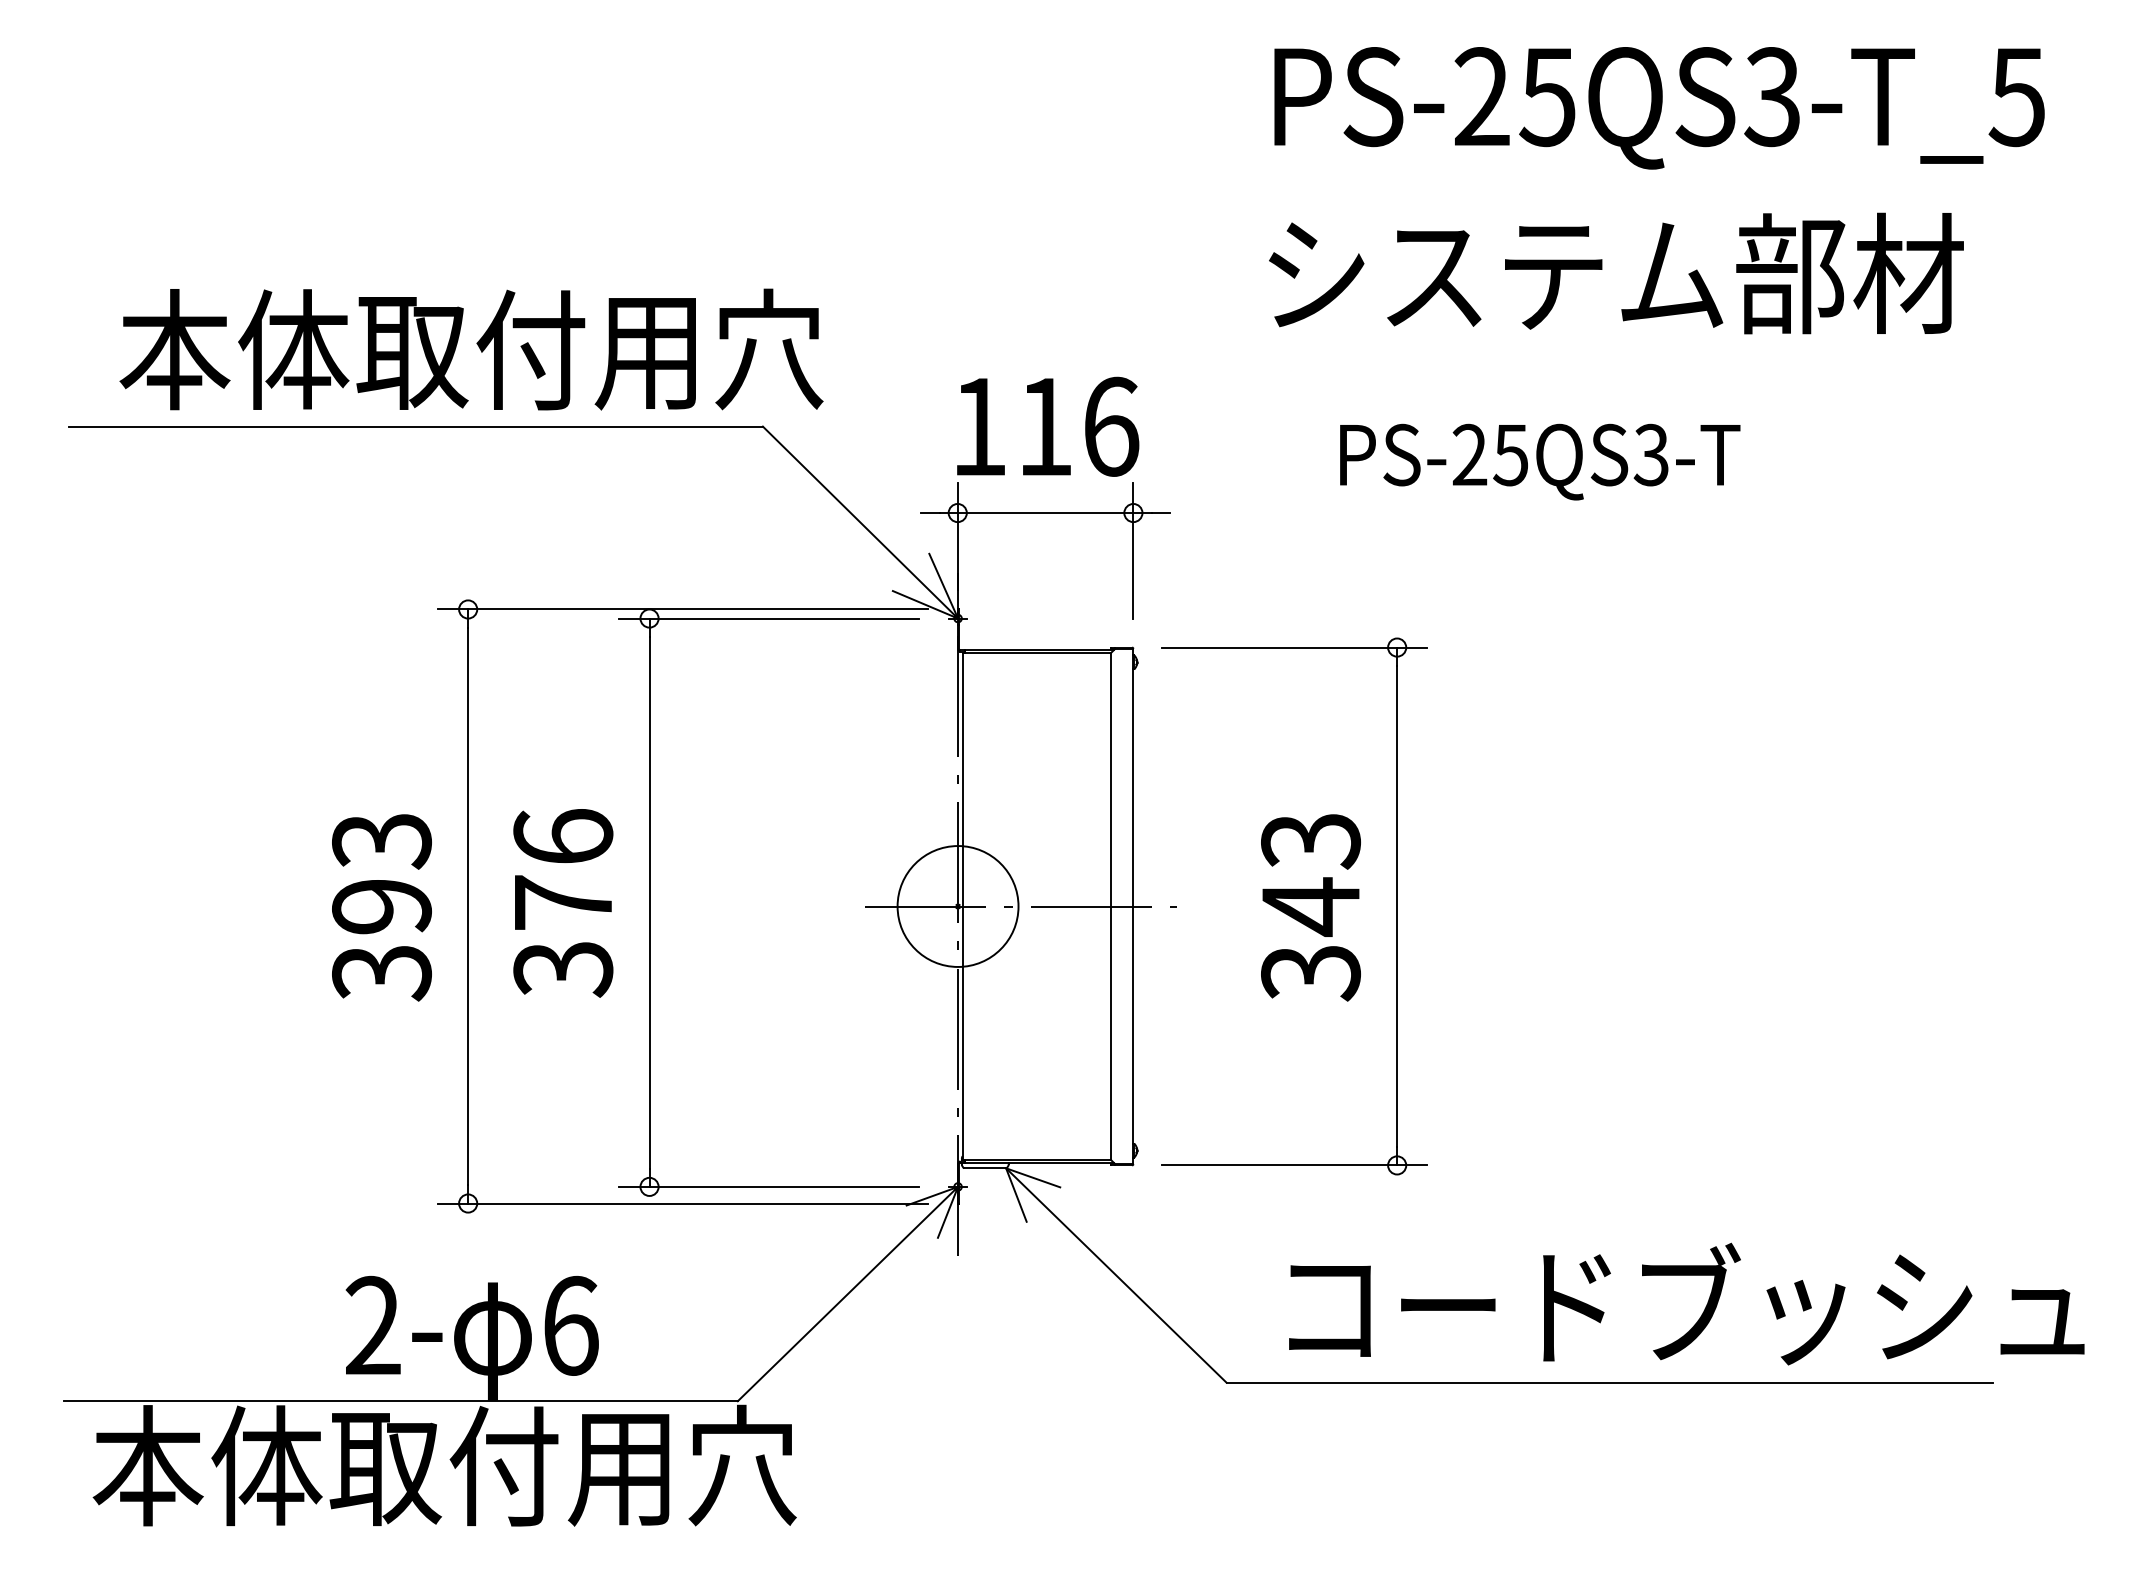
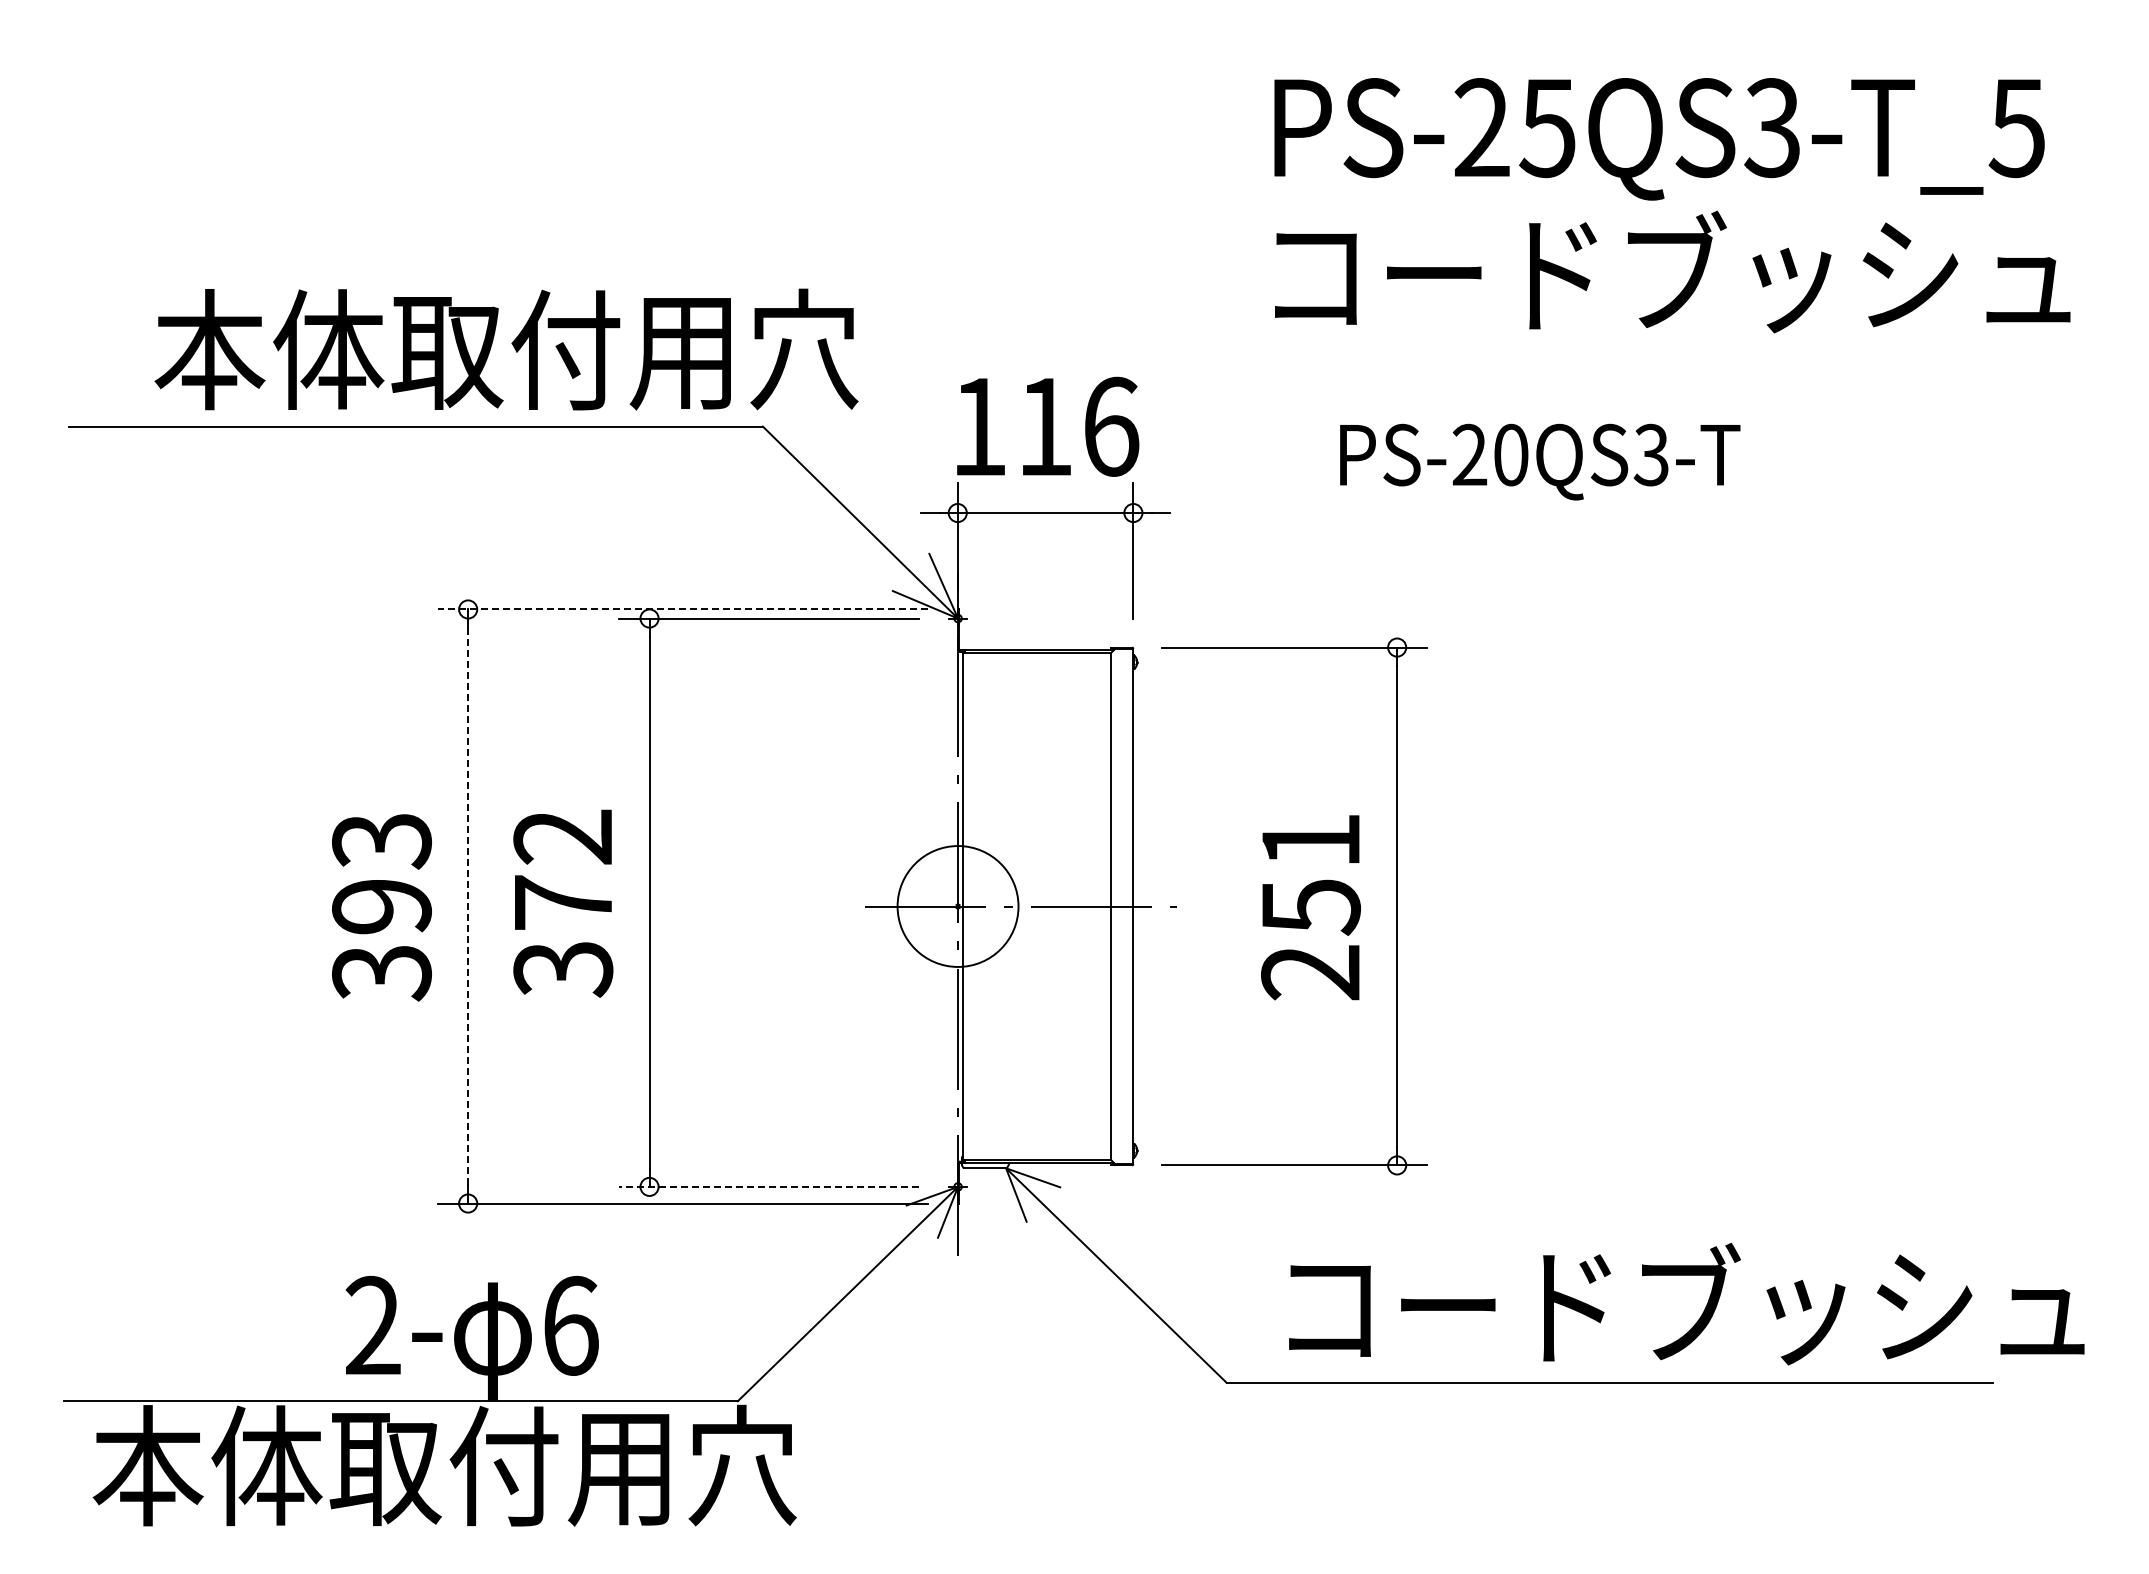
text position: (1659, 108) -> (1659, 139) (1659, 139)
text: システム部材 -> コードブッシュ (1669, 272)
text position: (471, 349) -> (506, 349) (506, 349)
text: PS-25QS3-T -> PS-20QS3-T (1510, 454)
line: solid -> dashed (682, 609)
text: 376 -> 372 (563, 836)
line: solid -> dashed (468, 906)
text: 343 -> 251 (1311, 907)
line: solid -> dashed (768, 1186)
